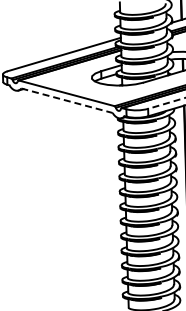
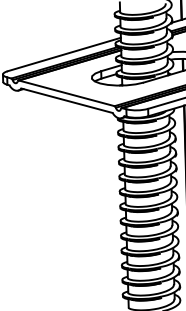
line: dashed -> solid (67, 100)
line: dashed -> solid (166, 103)
